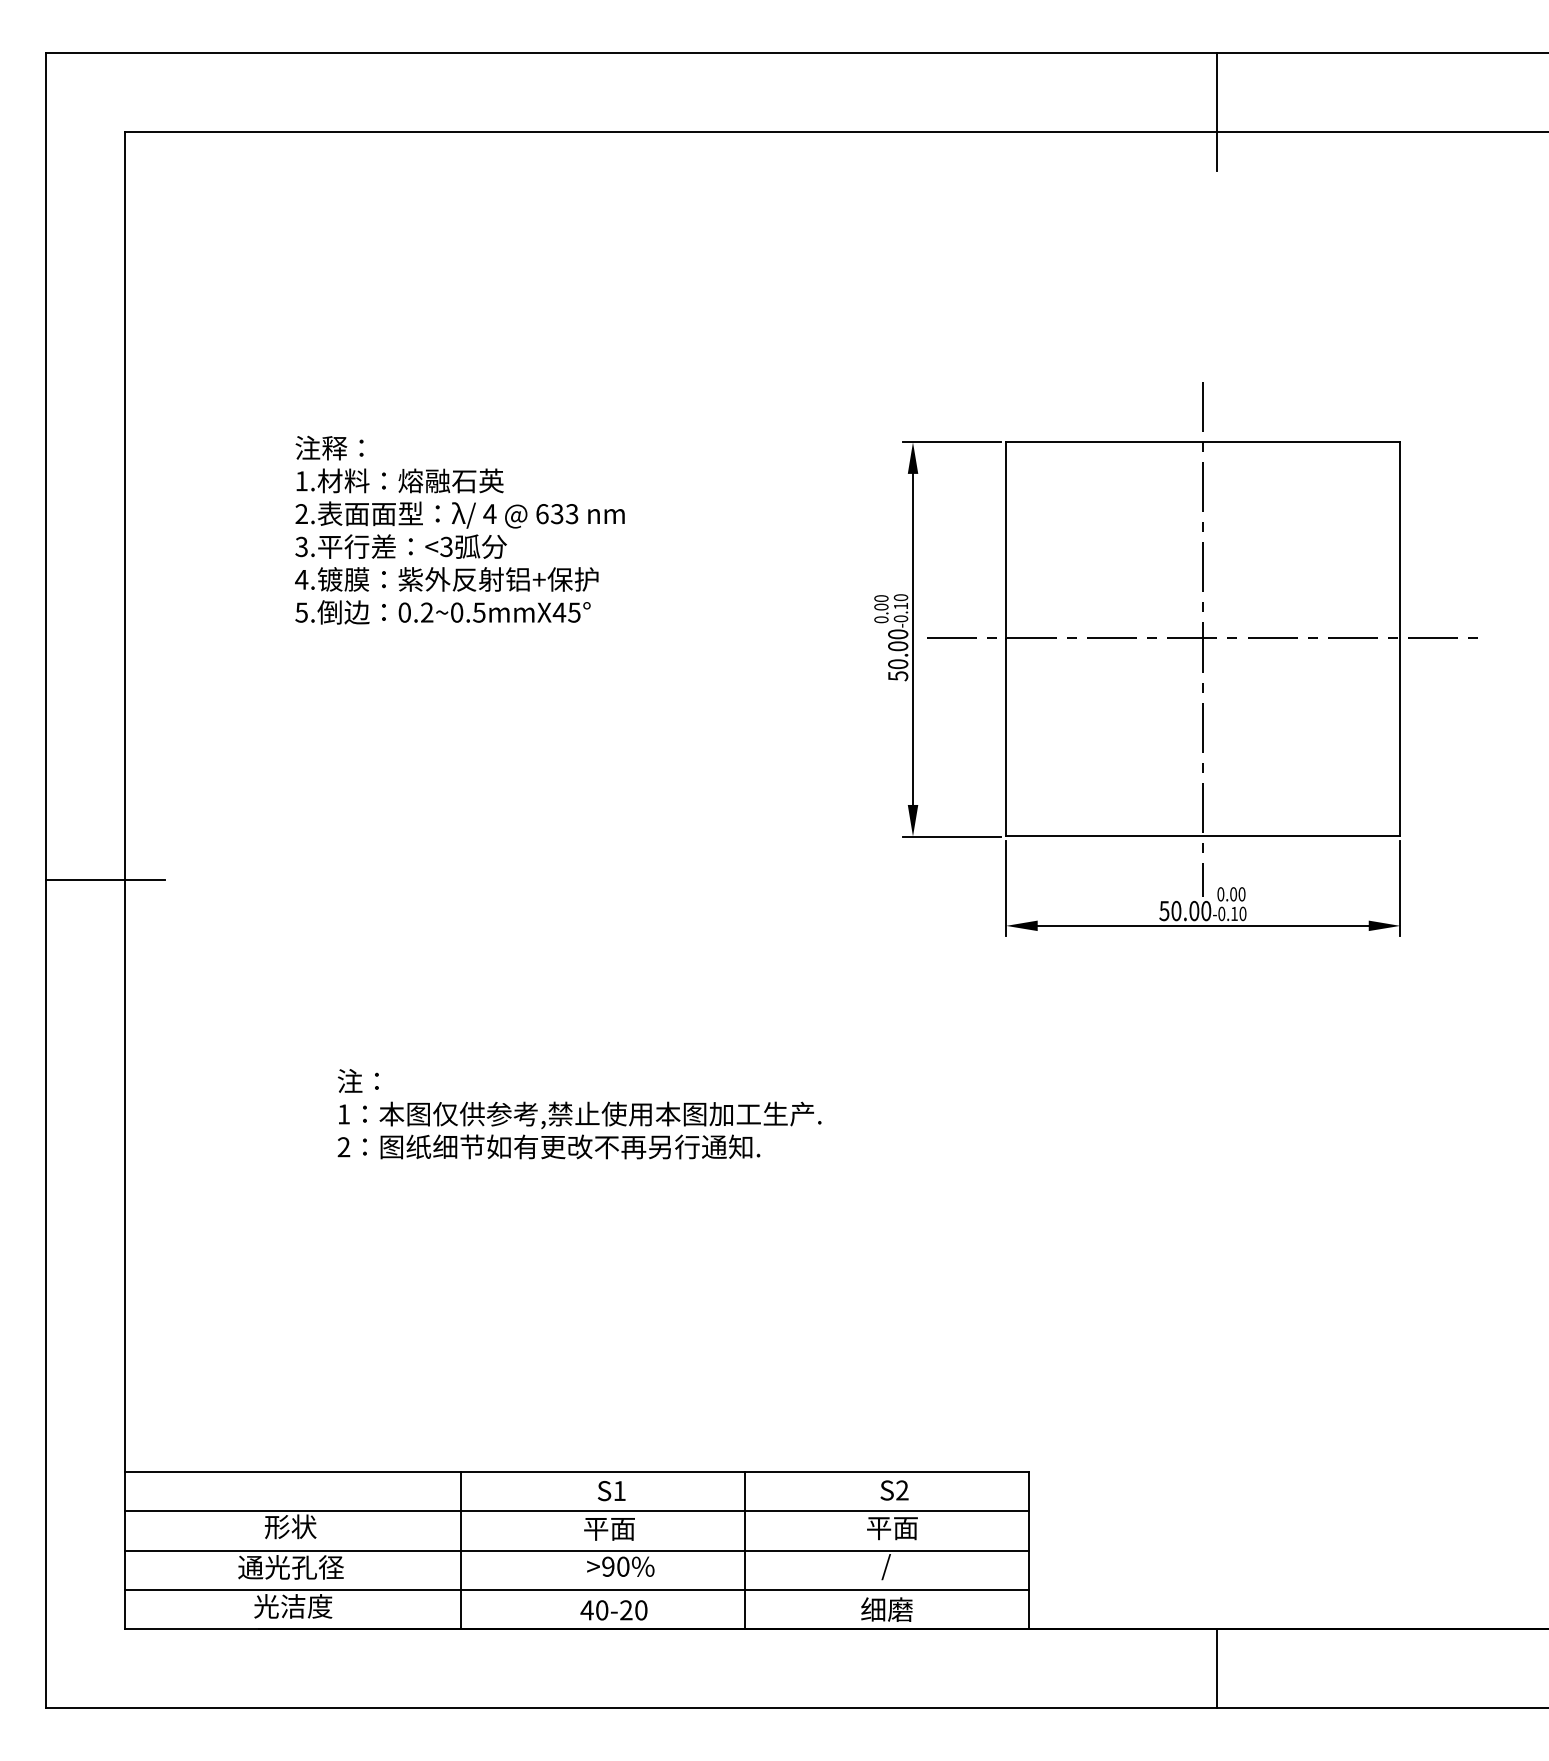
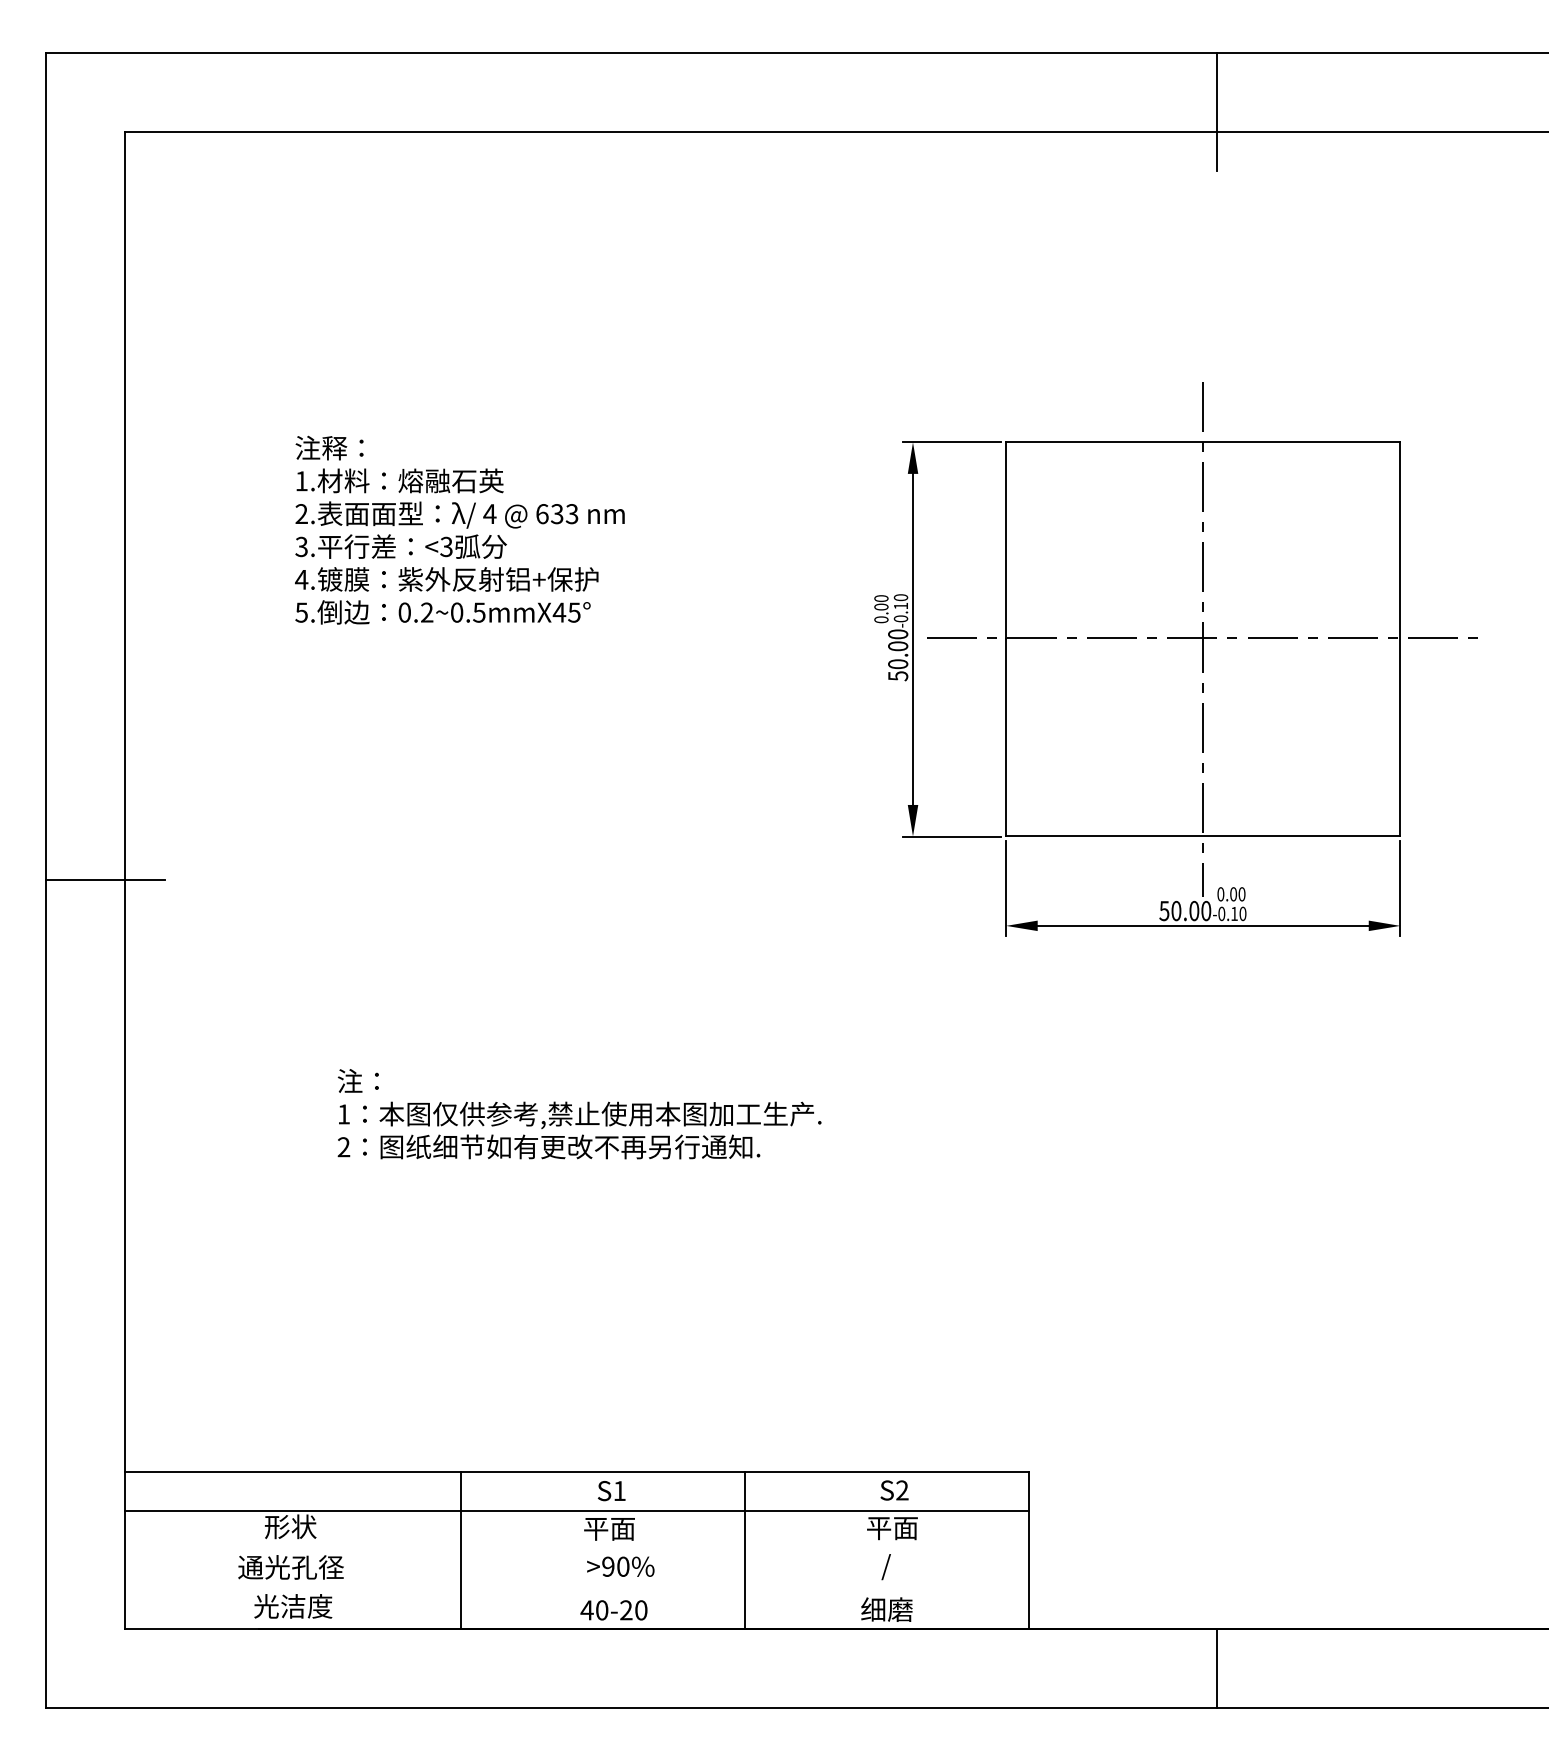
line: present -> none (576, 1550)
line: present -> none (576, 1589)
